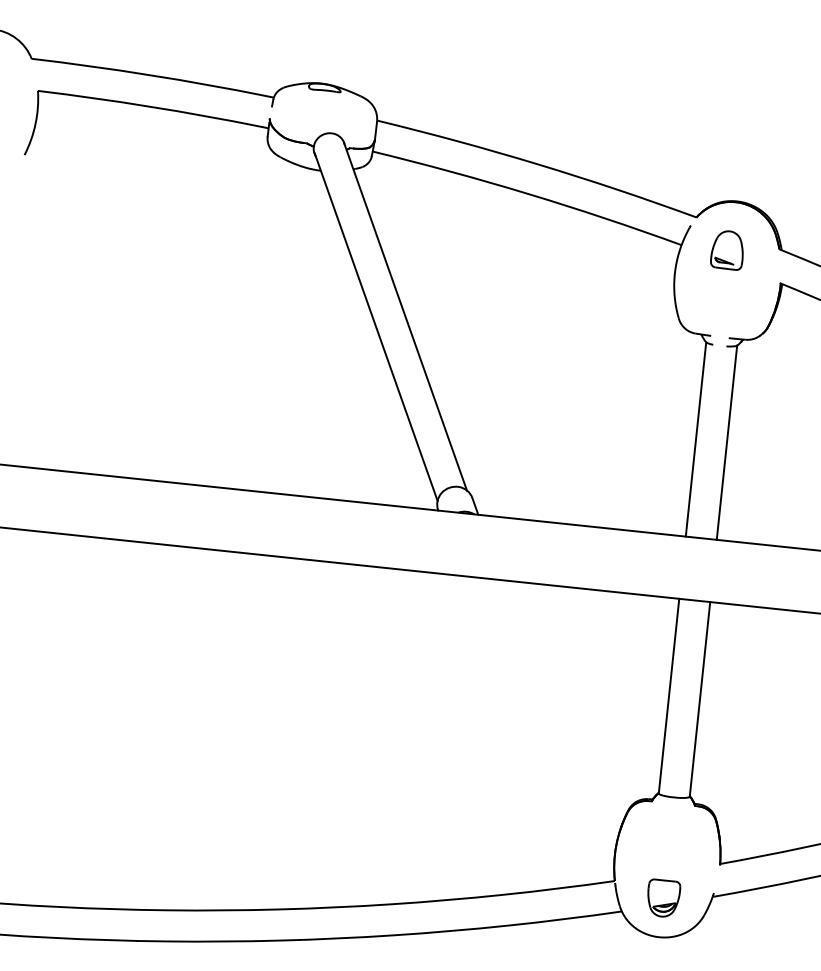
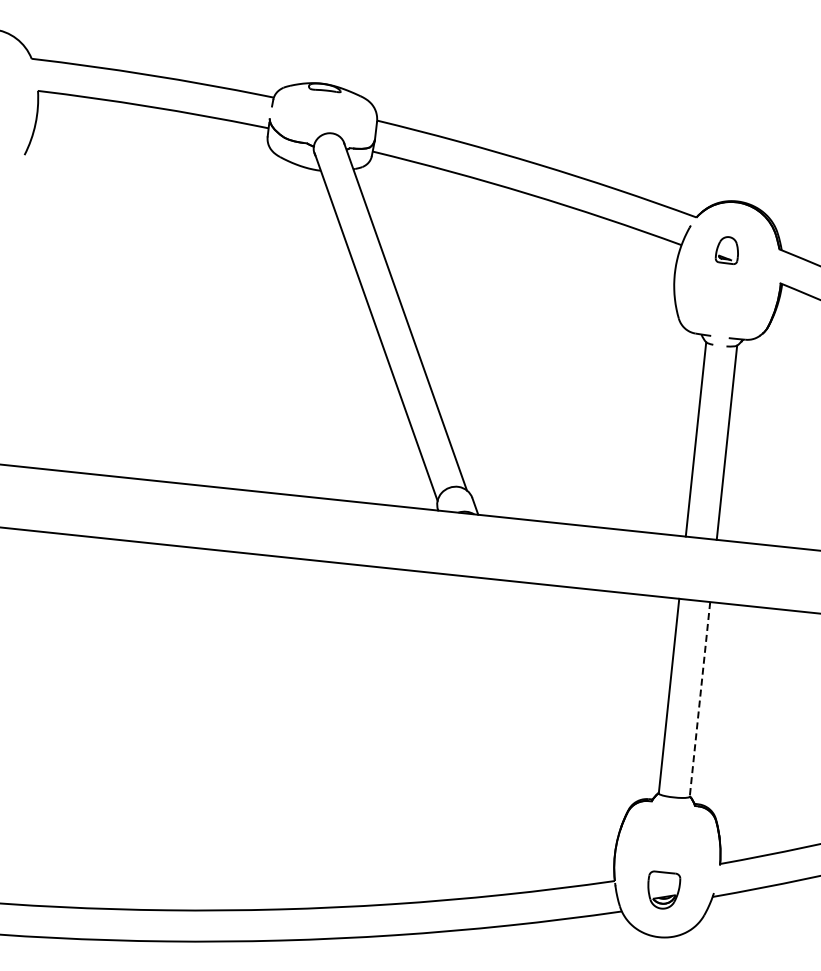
part size: 34x41 px -> 25x29 px (726, 250)
line: solid -> dashed (699, 699)
part position: (664, 897) -> (664, 889) (664, 889)
